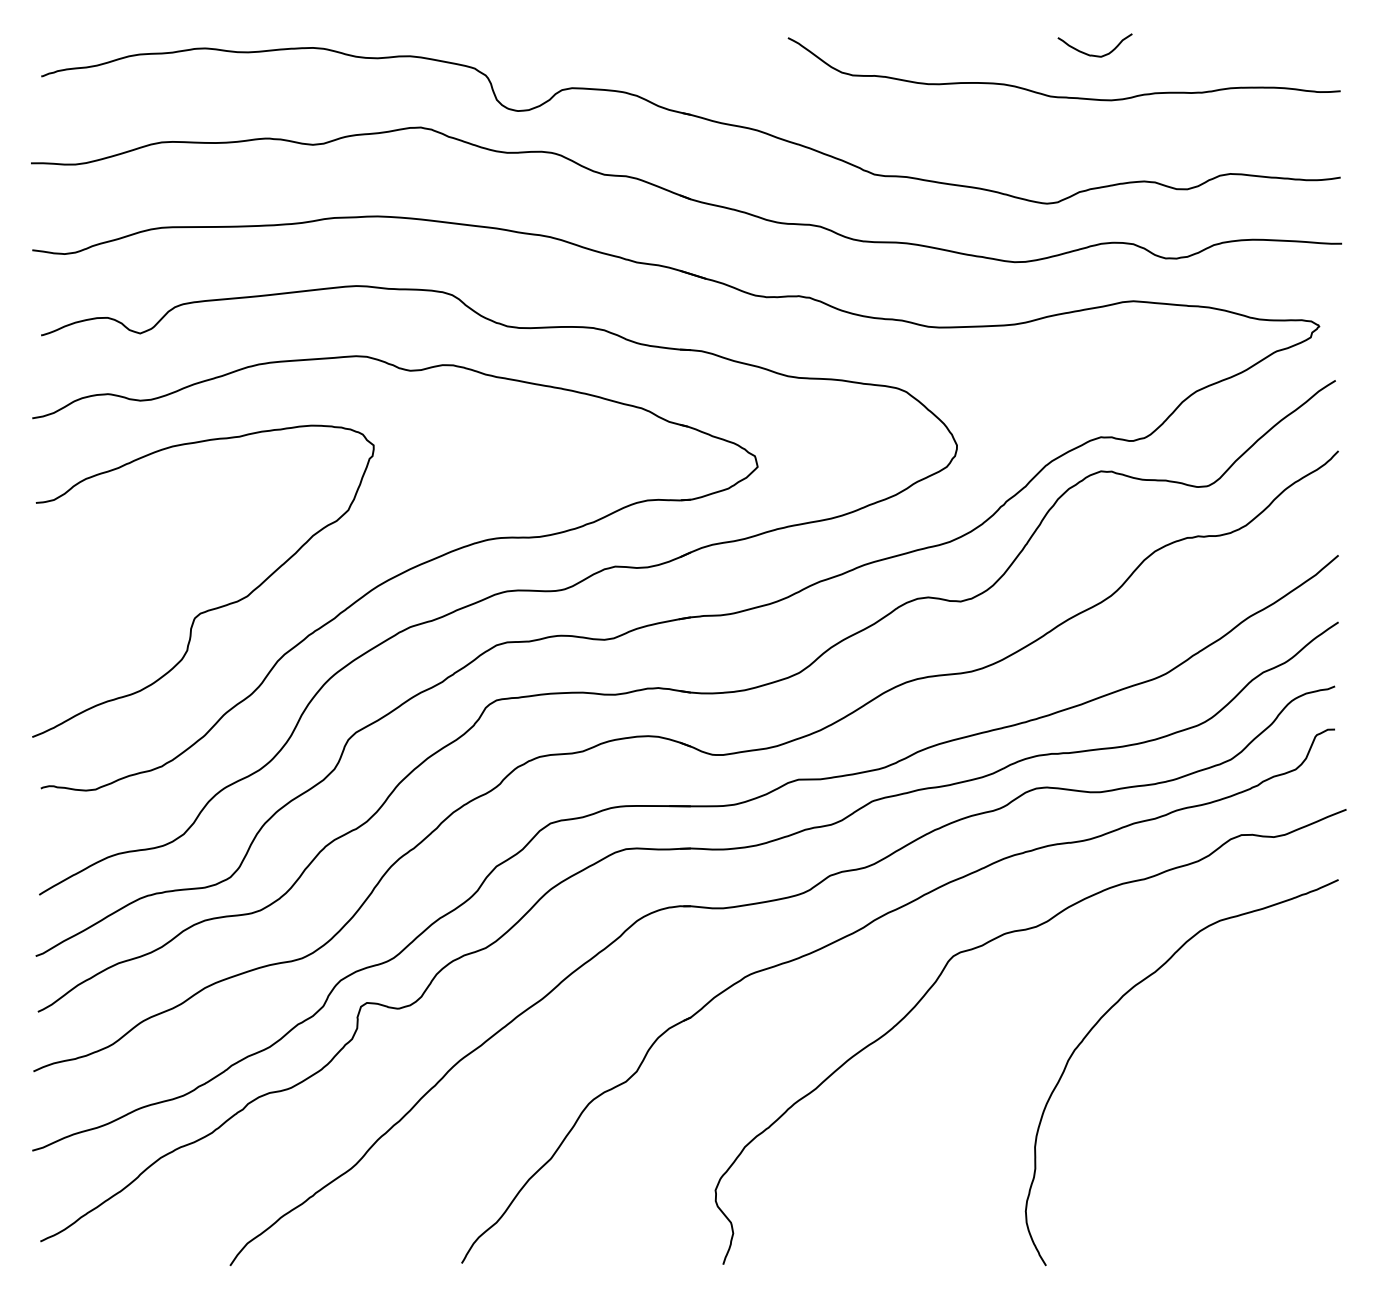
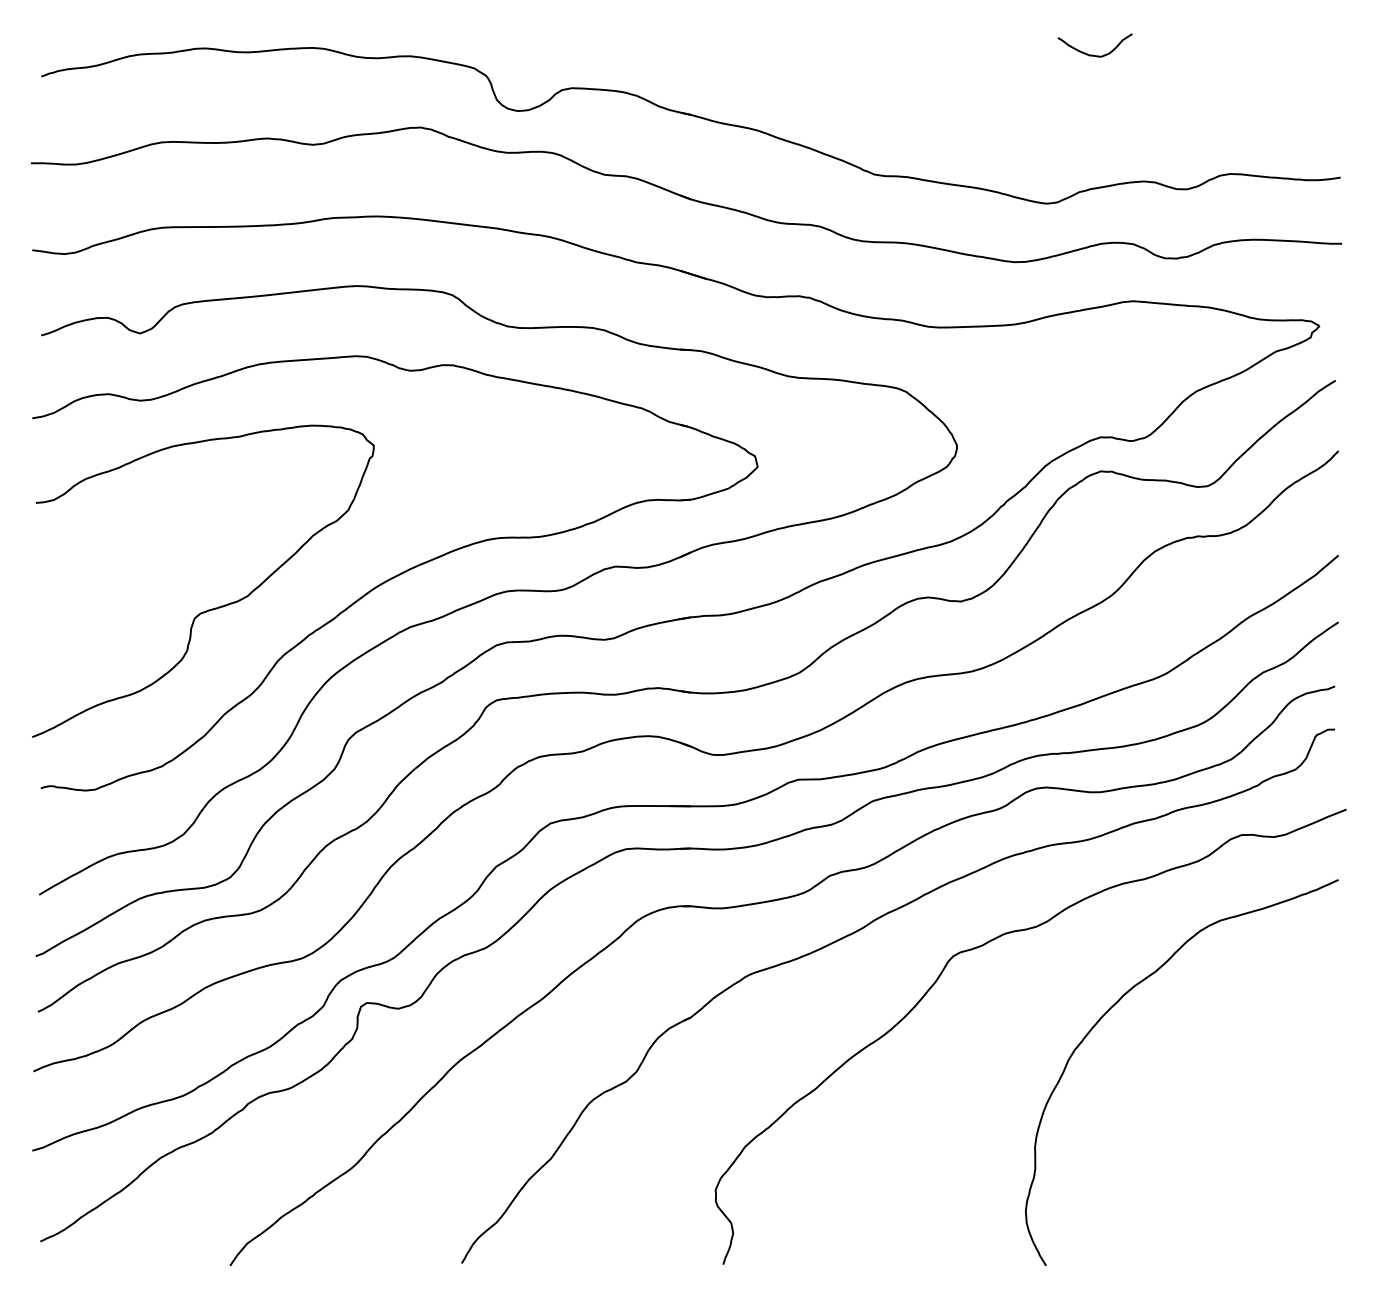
curve: present -> none (1063, 96)
